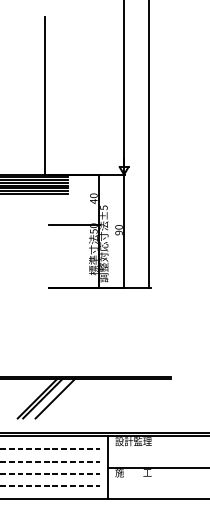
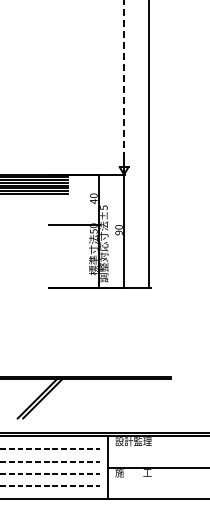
line: solid -> dashed (124, 83)
line: present -> none (45, 95)
line: present -> none (55, 398)
